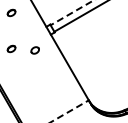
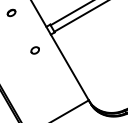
line: dashed -> solid (72, 12)
part: present -> none (11, 48)
line: dashed -> solid (69, 111)
